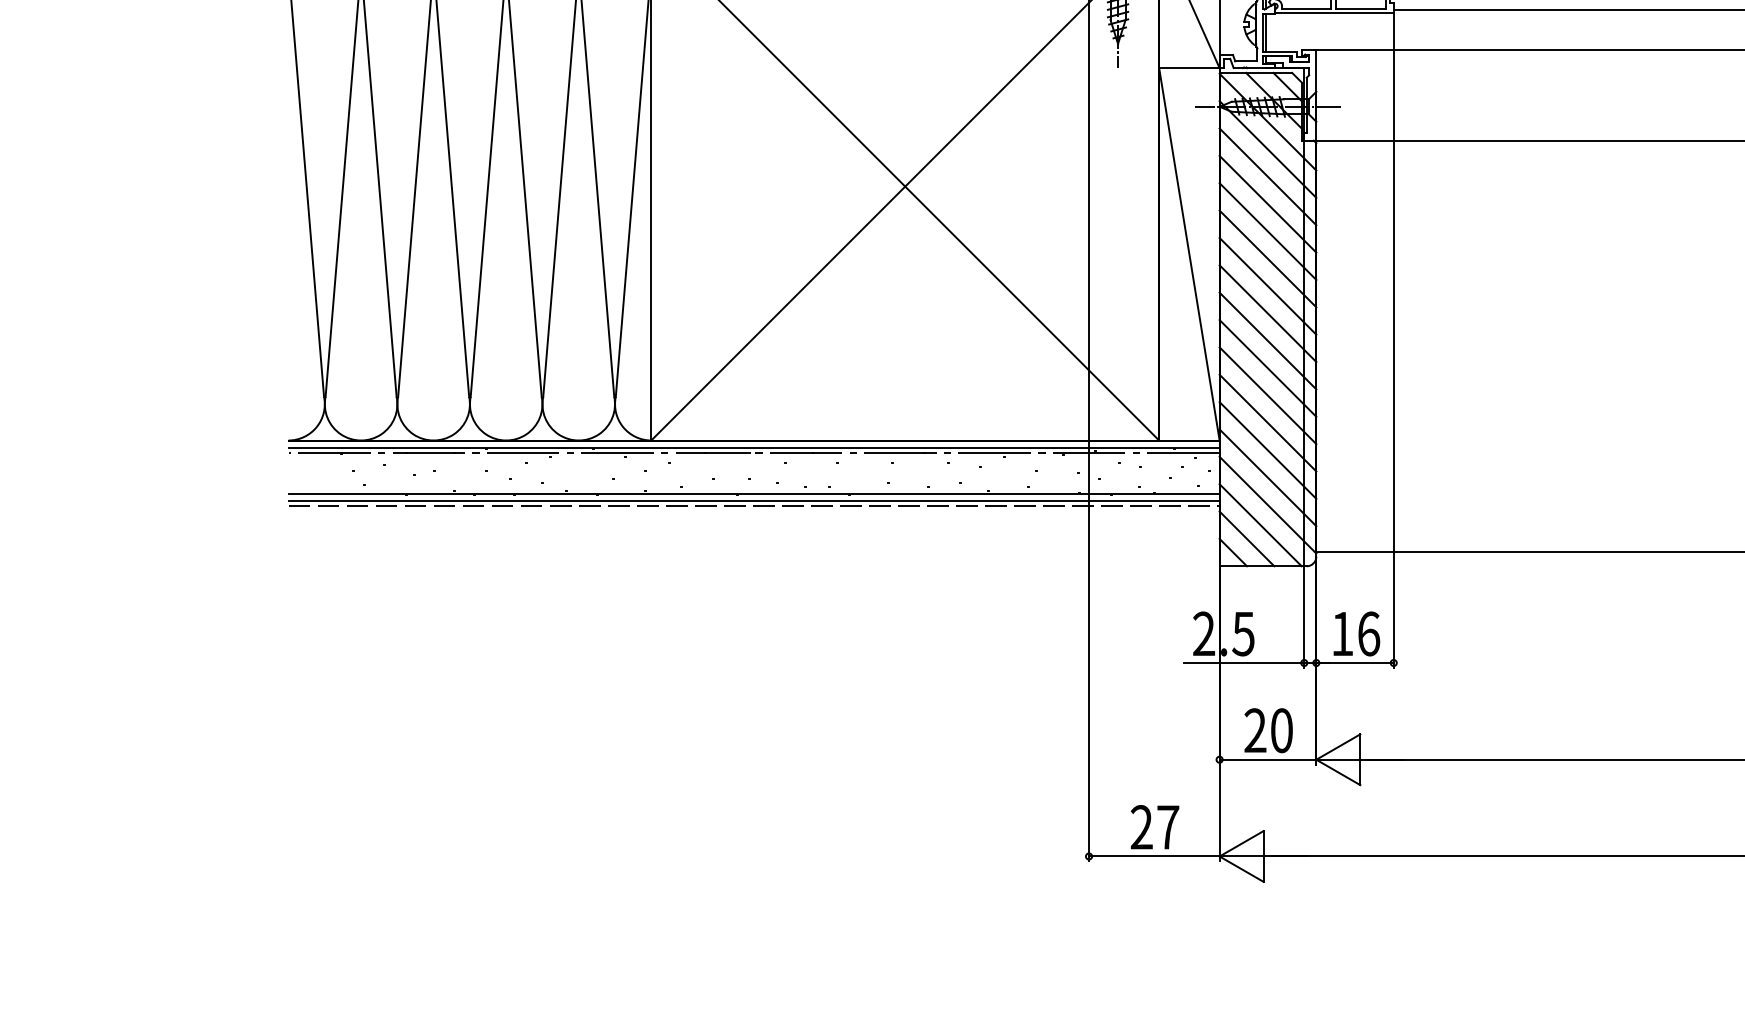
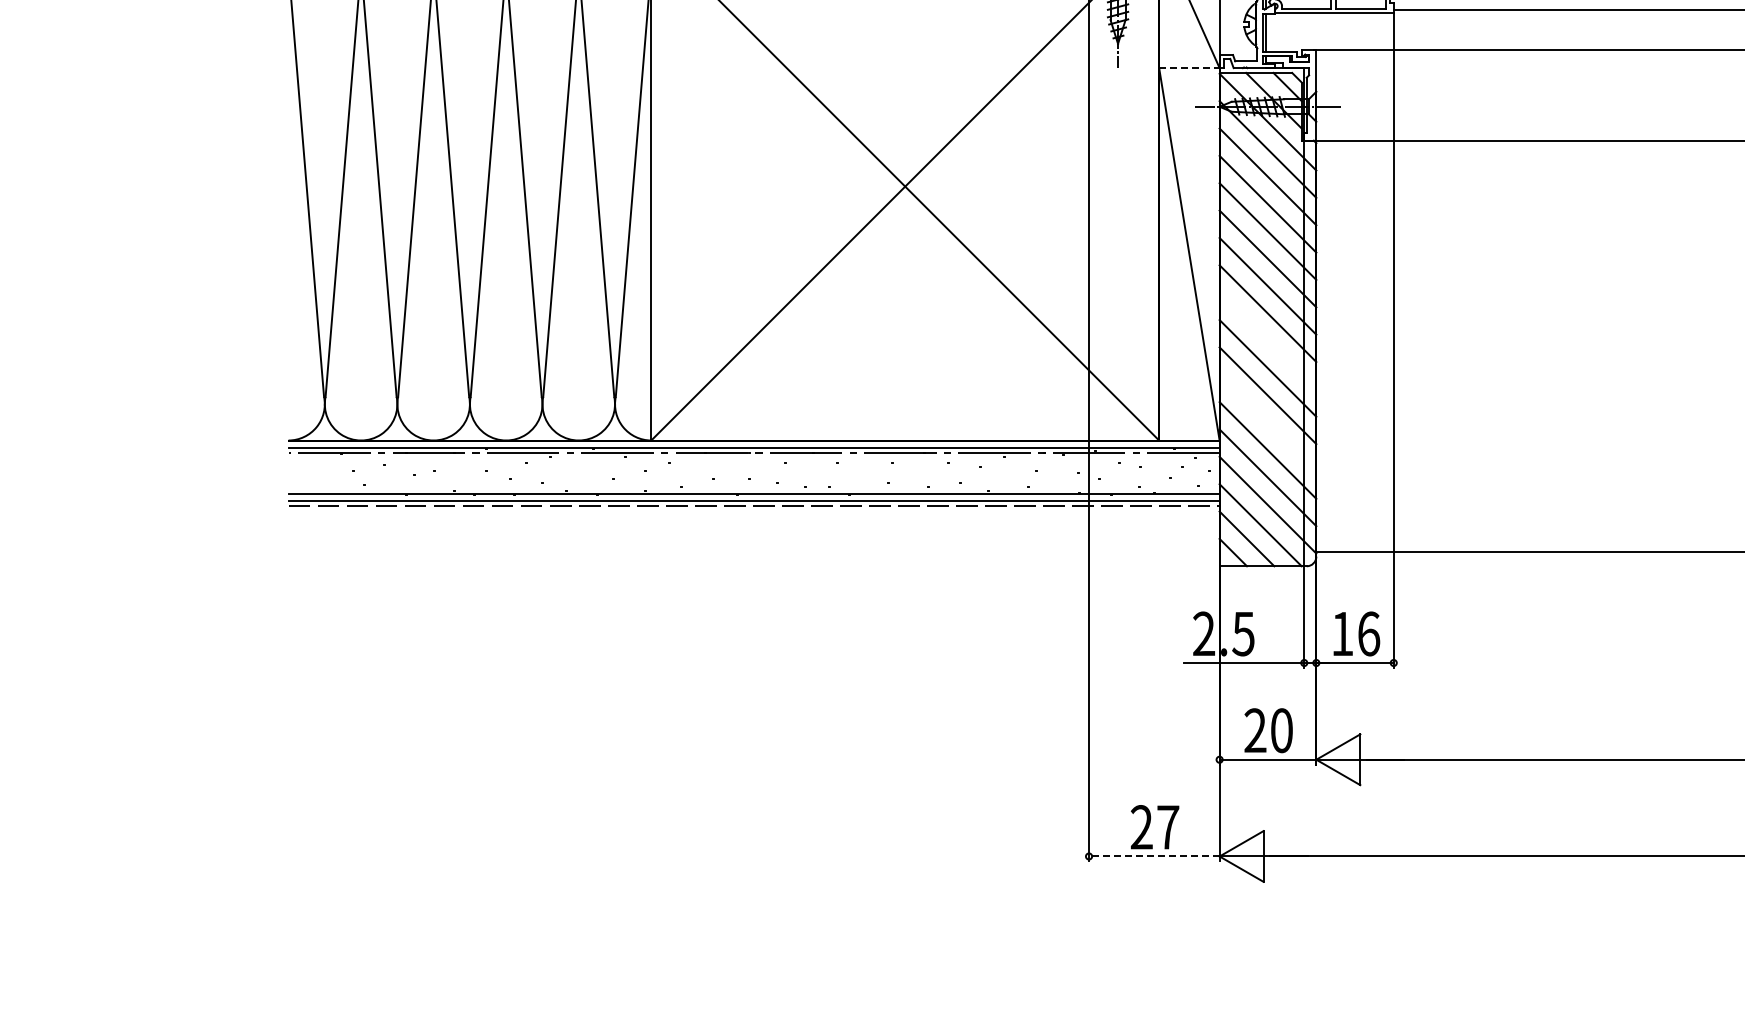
line: solid -> dashed (1189, 68)
line: present -> none (1267, 340)
line: present -> none (1267, 422)
line: solid -> dashed (1153, 856)
